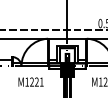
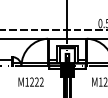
text: M1221 -> M1222 (41, 81)
